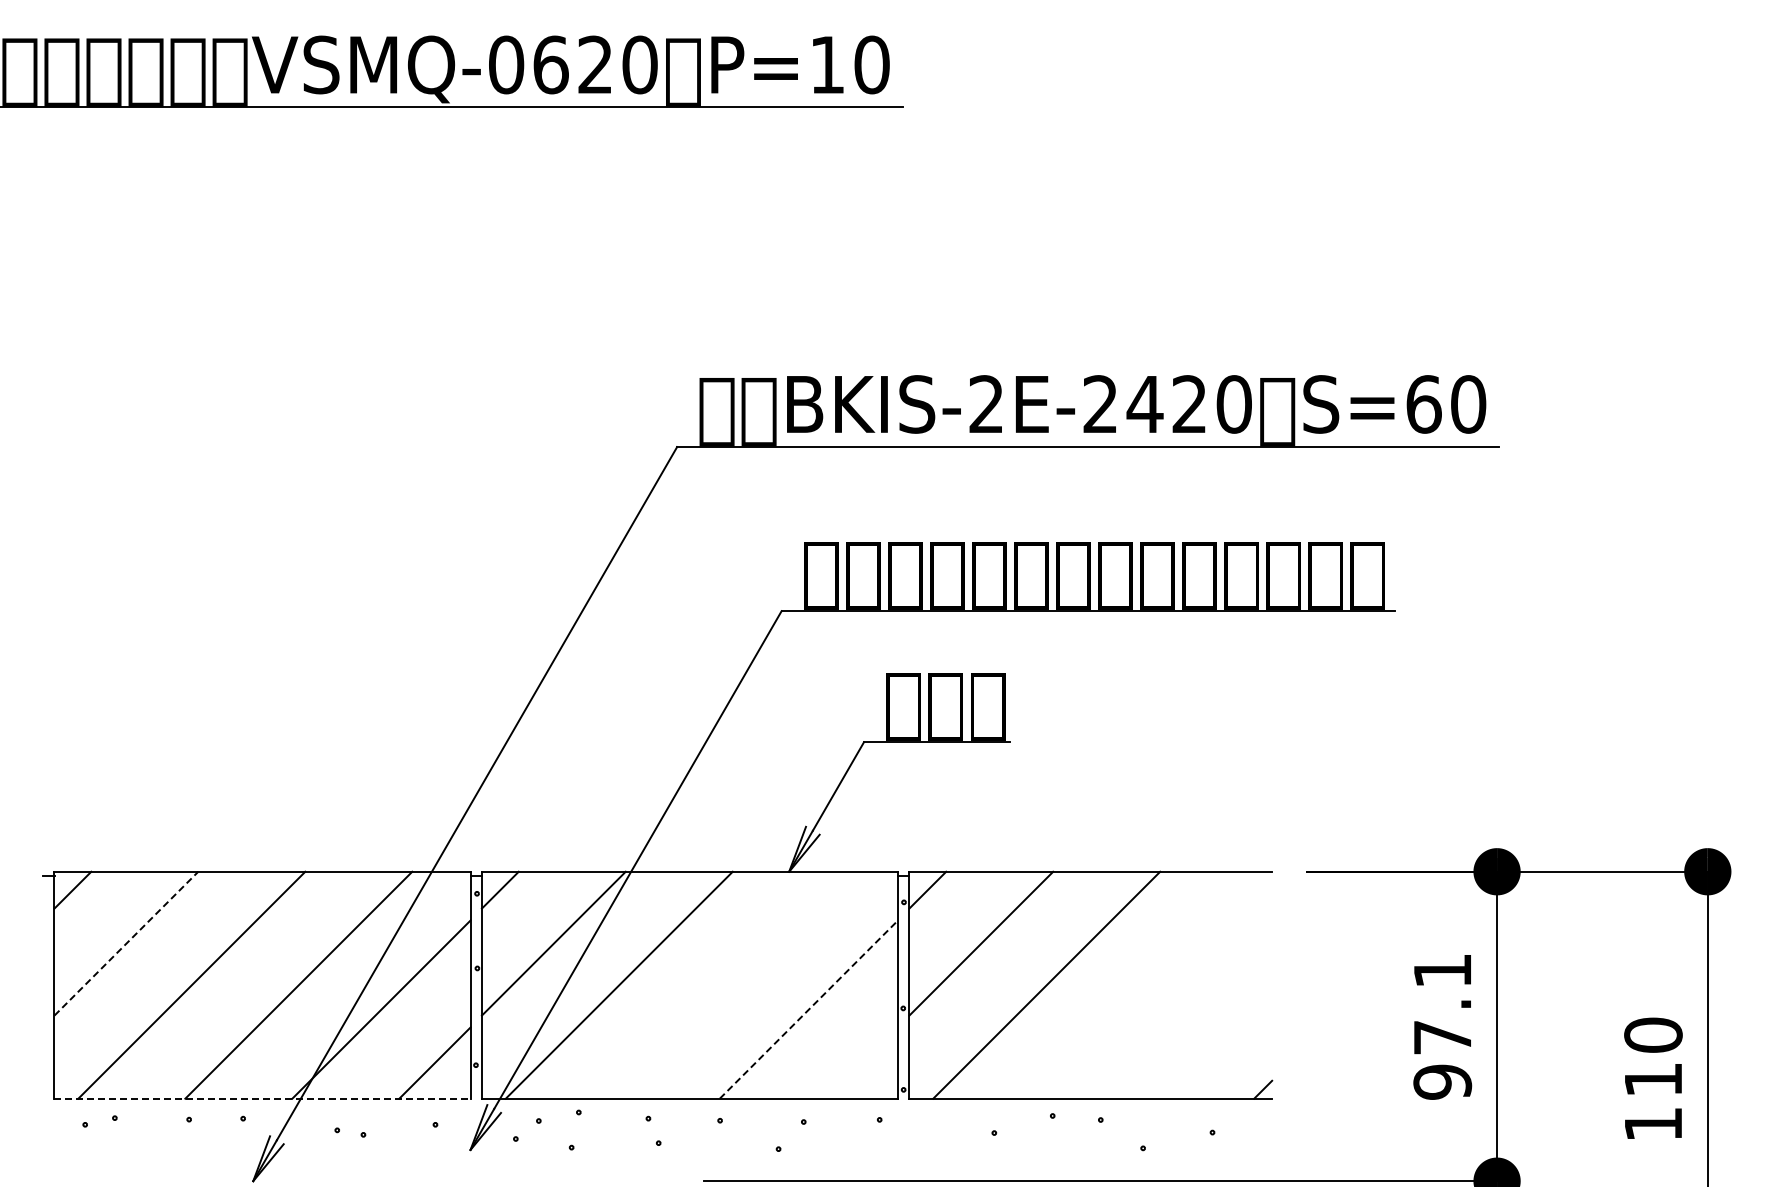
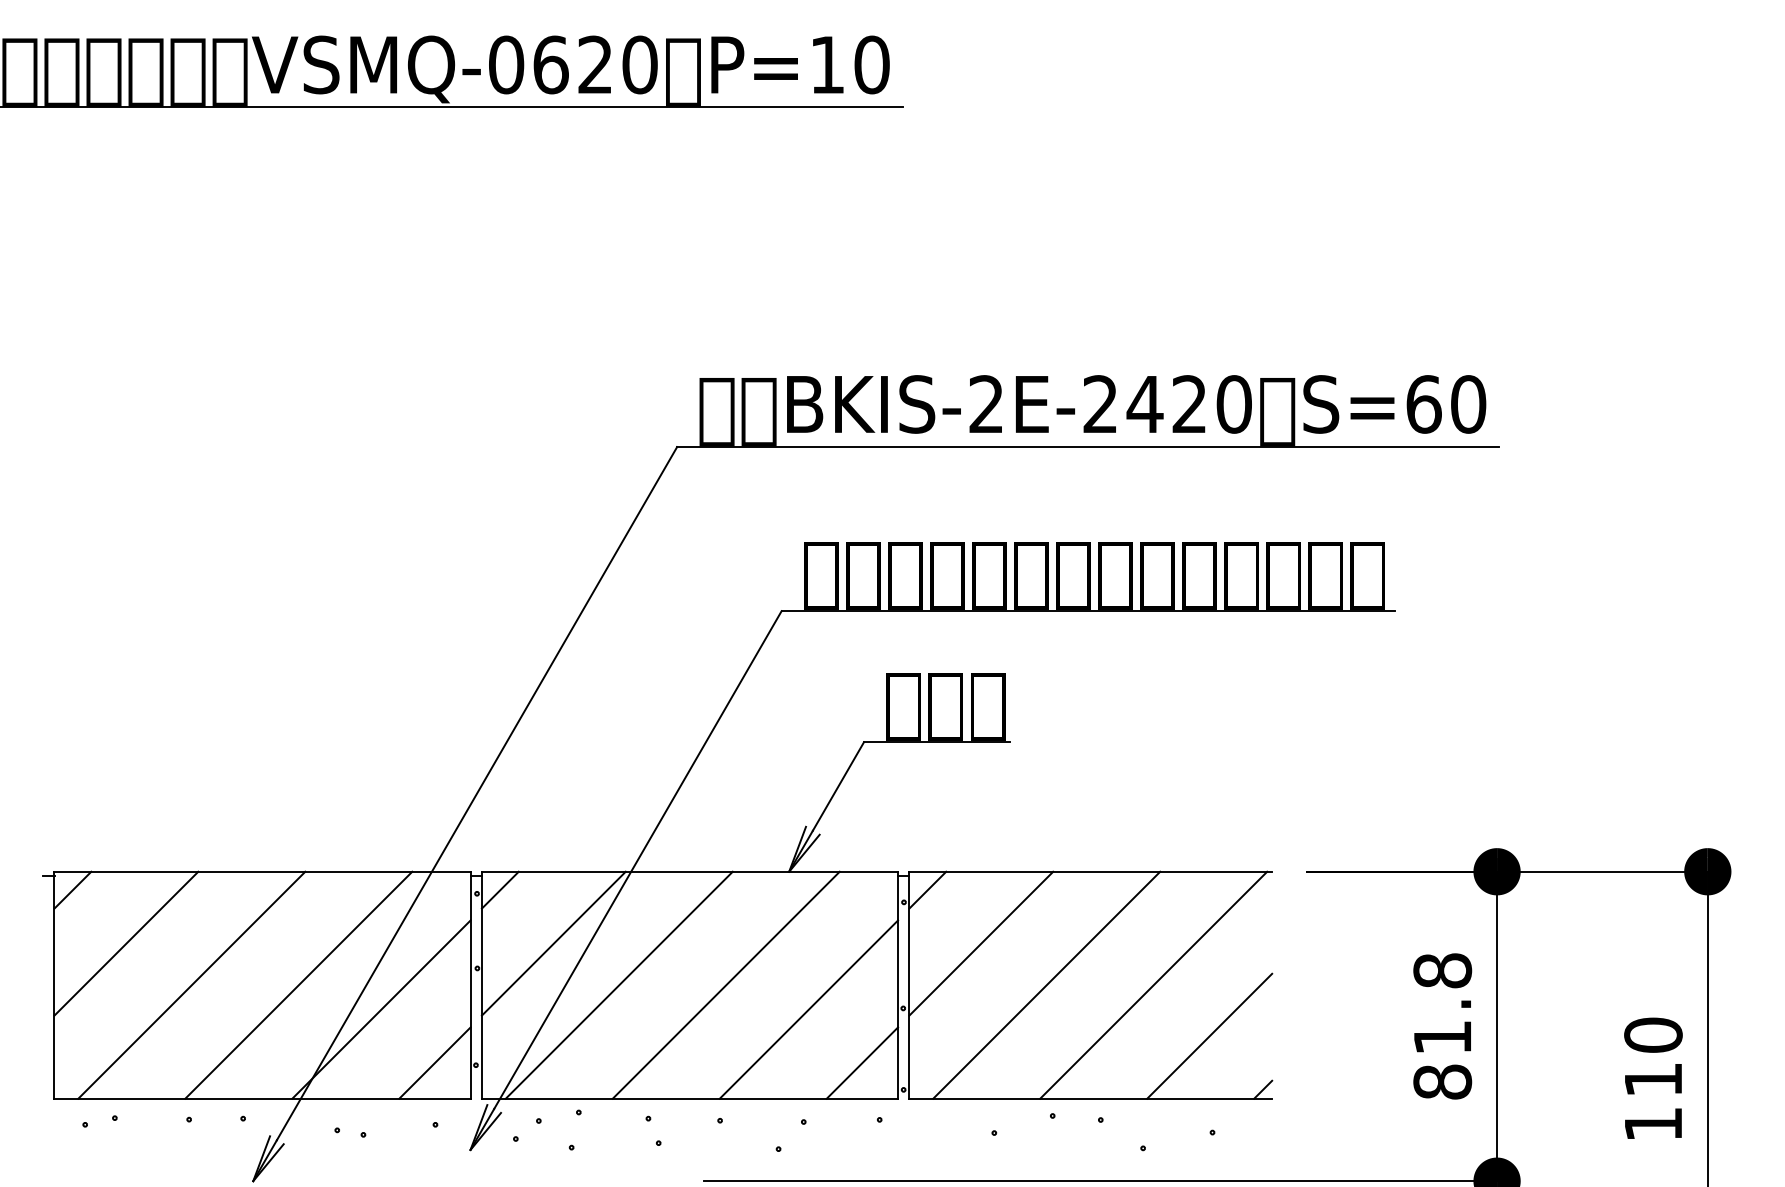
line: dashed -> solid (126, 943)
line: none -> present (725, 984)
line: none -> present (1153, 984)
line: dashed -> solid (809, 1009)
text: 97.1 -> 81.8 (1442, 1026)
line: none -> present (1209, 1035)
line: none -> present (862, 1062)
line: dashed -> solid (263, 1098)
